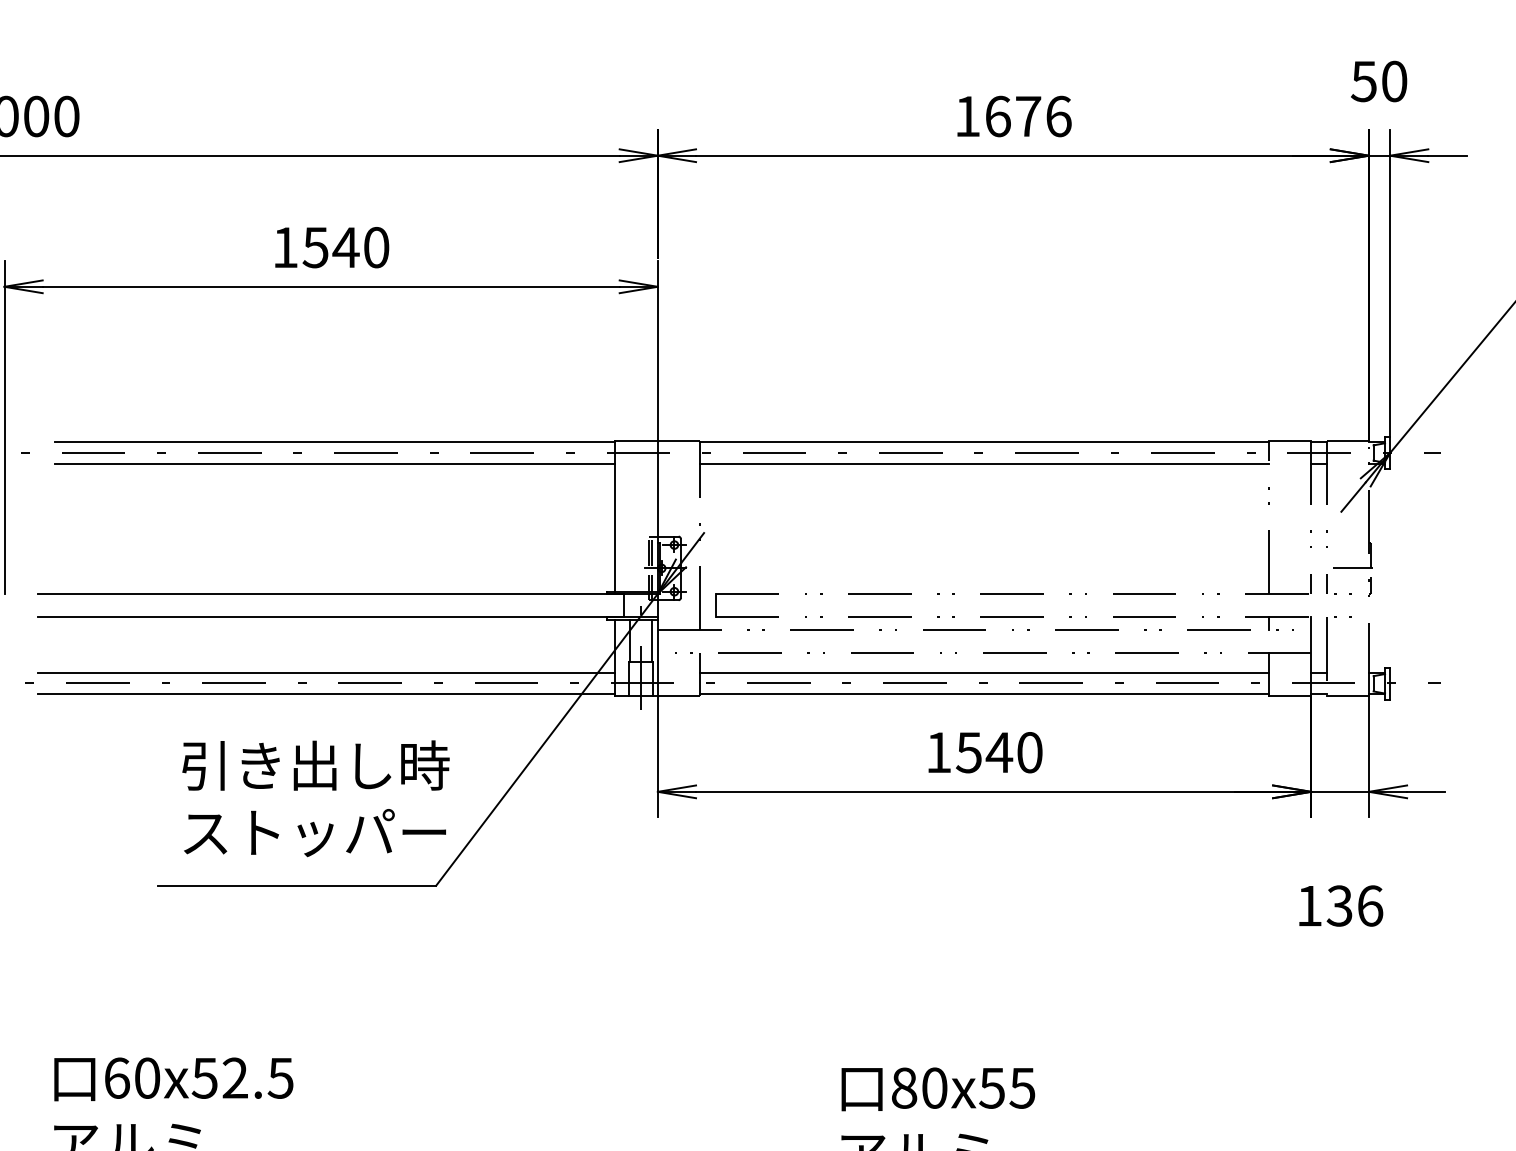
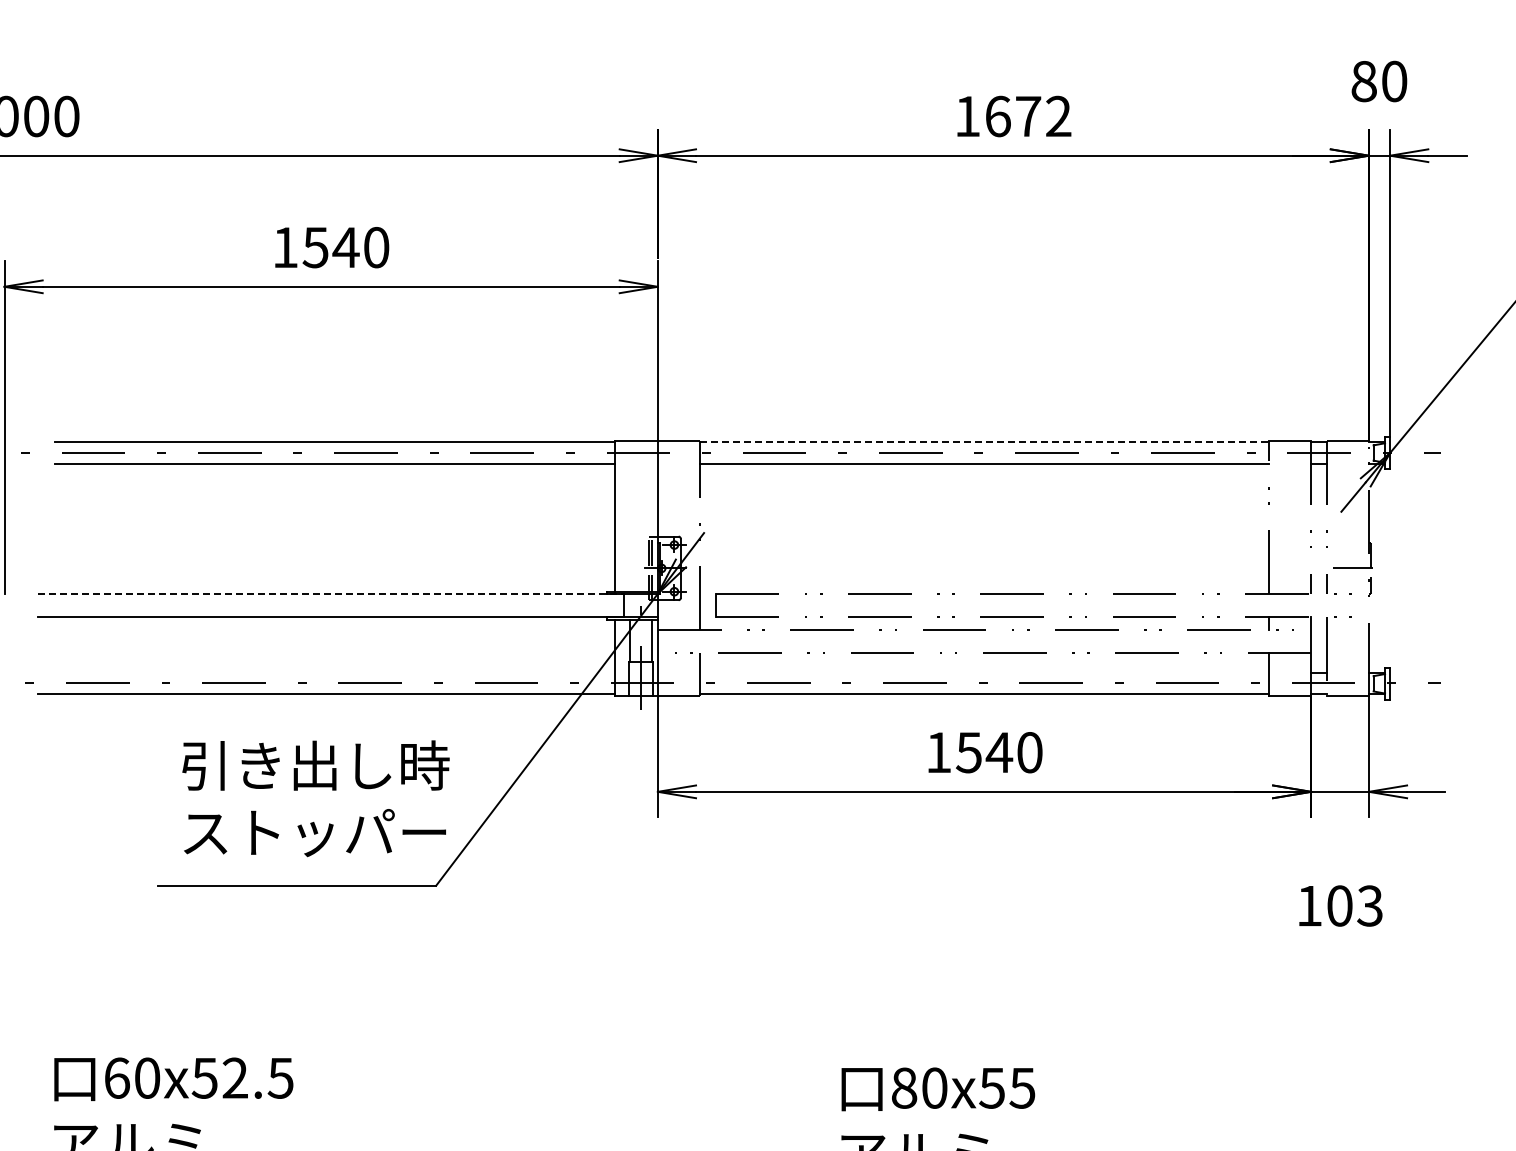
text: 50 -> 80 (1363, 81)
text: 1676 -> 1672 (1058, 116)
line: solid -> dashed (985, 442)
line: solid -> dashed (331, 594)
line: present -> none (326, 673)
line: present -> none (984, 673)
text: 136 -> 103 (1354, 905)
